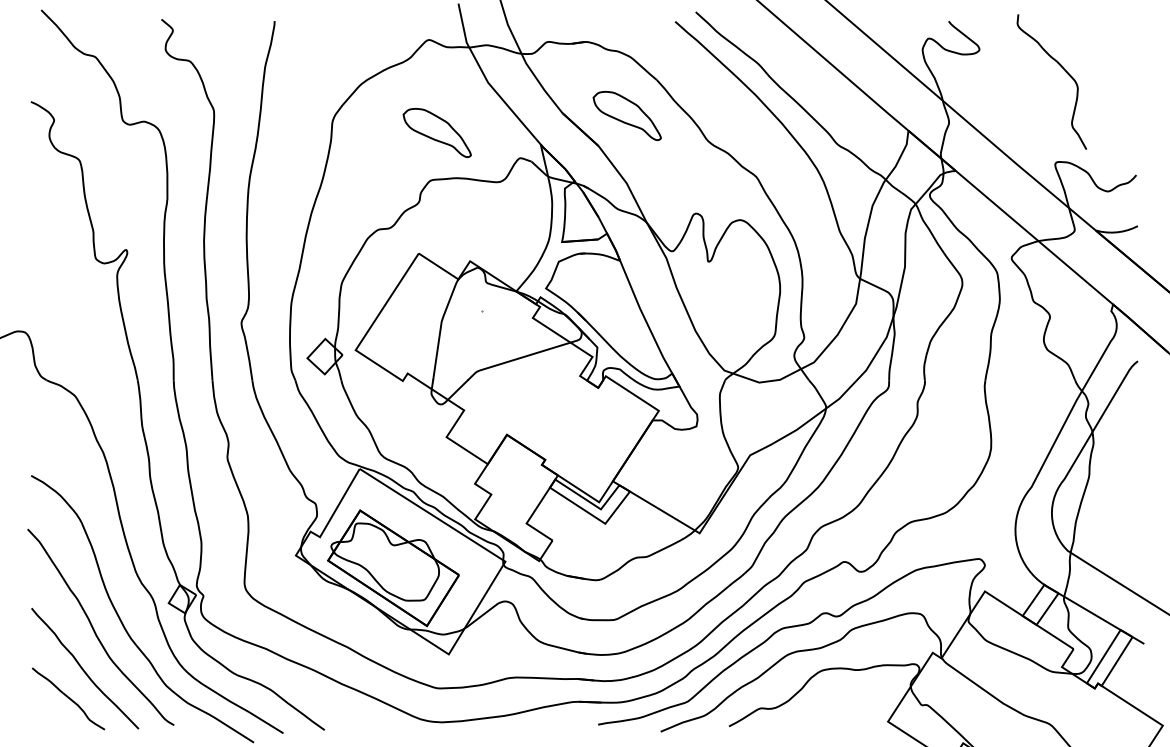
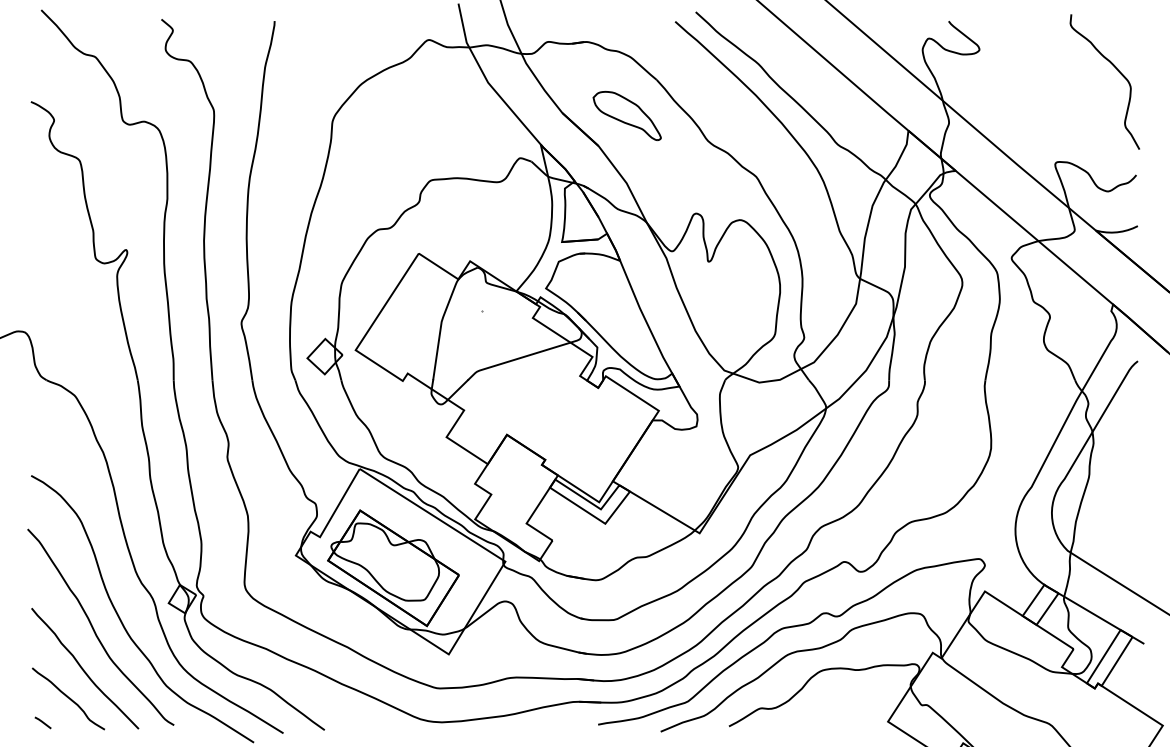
curve position: (1065, 72) -> (1118, 72) (1118, 72)
part: present -> none (436, 133)
line: none -> present (42, 722)
